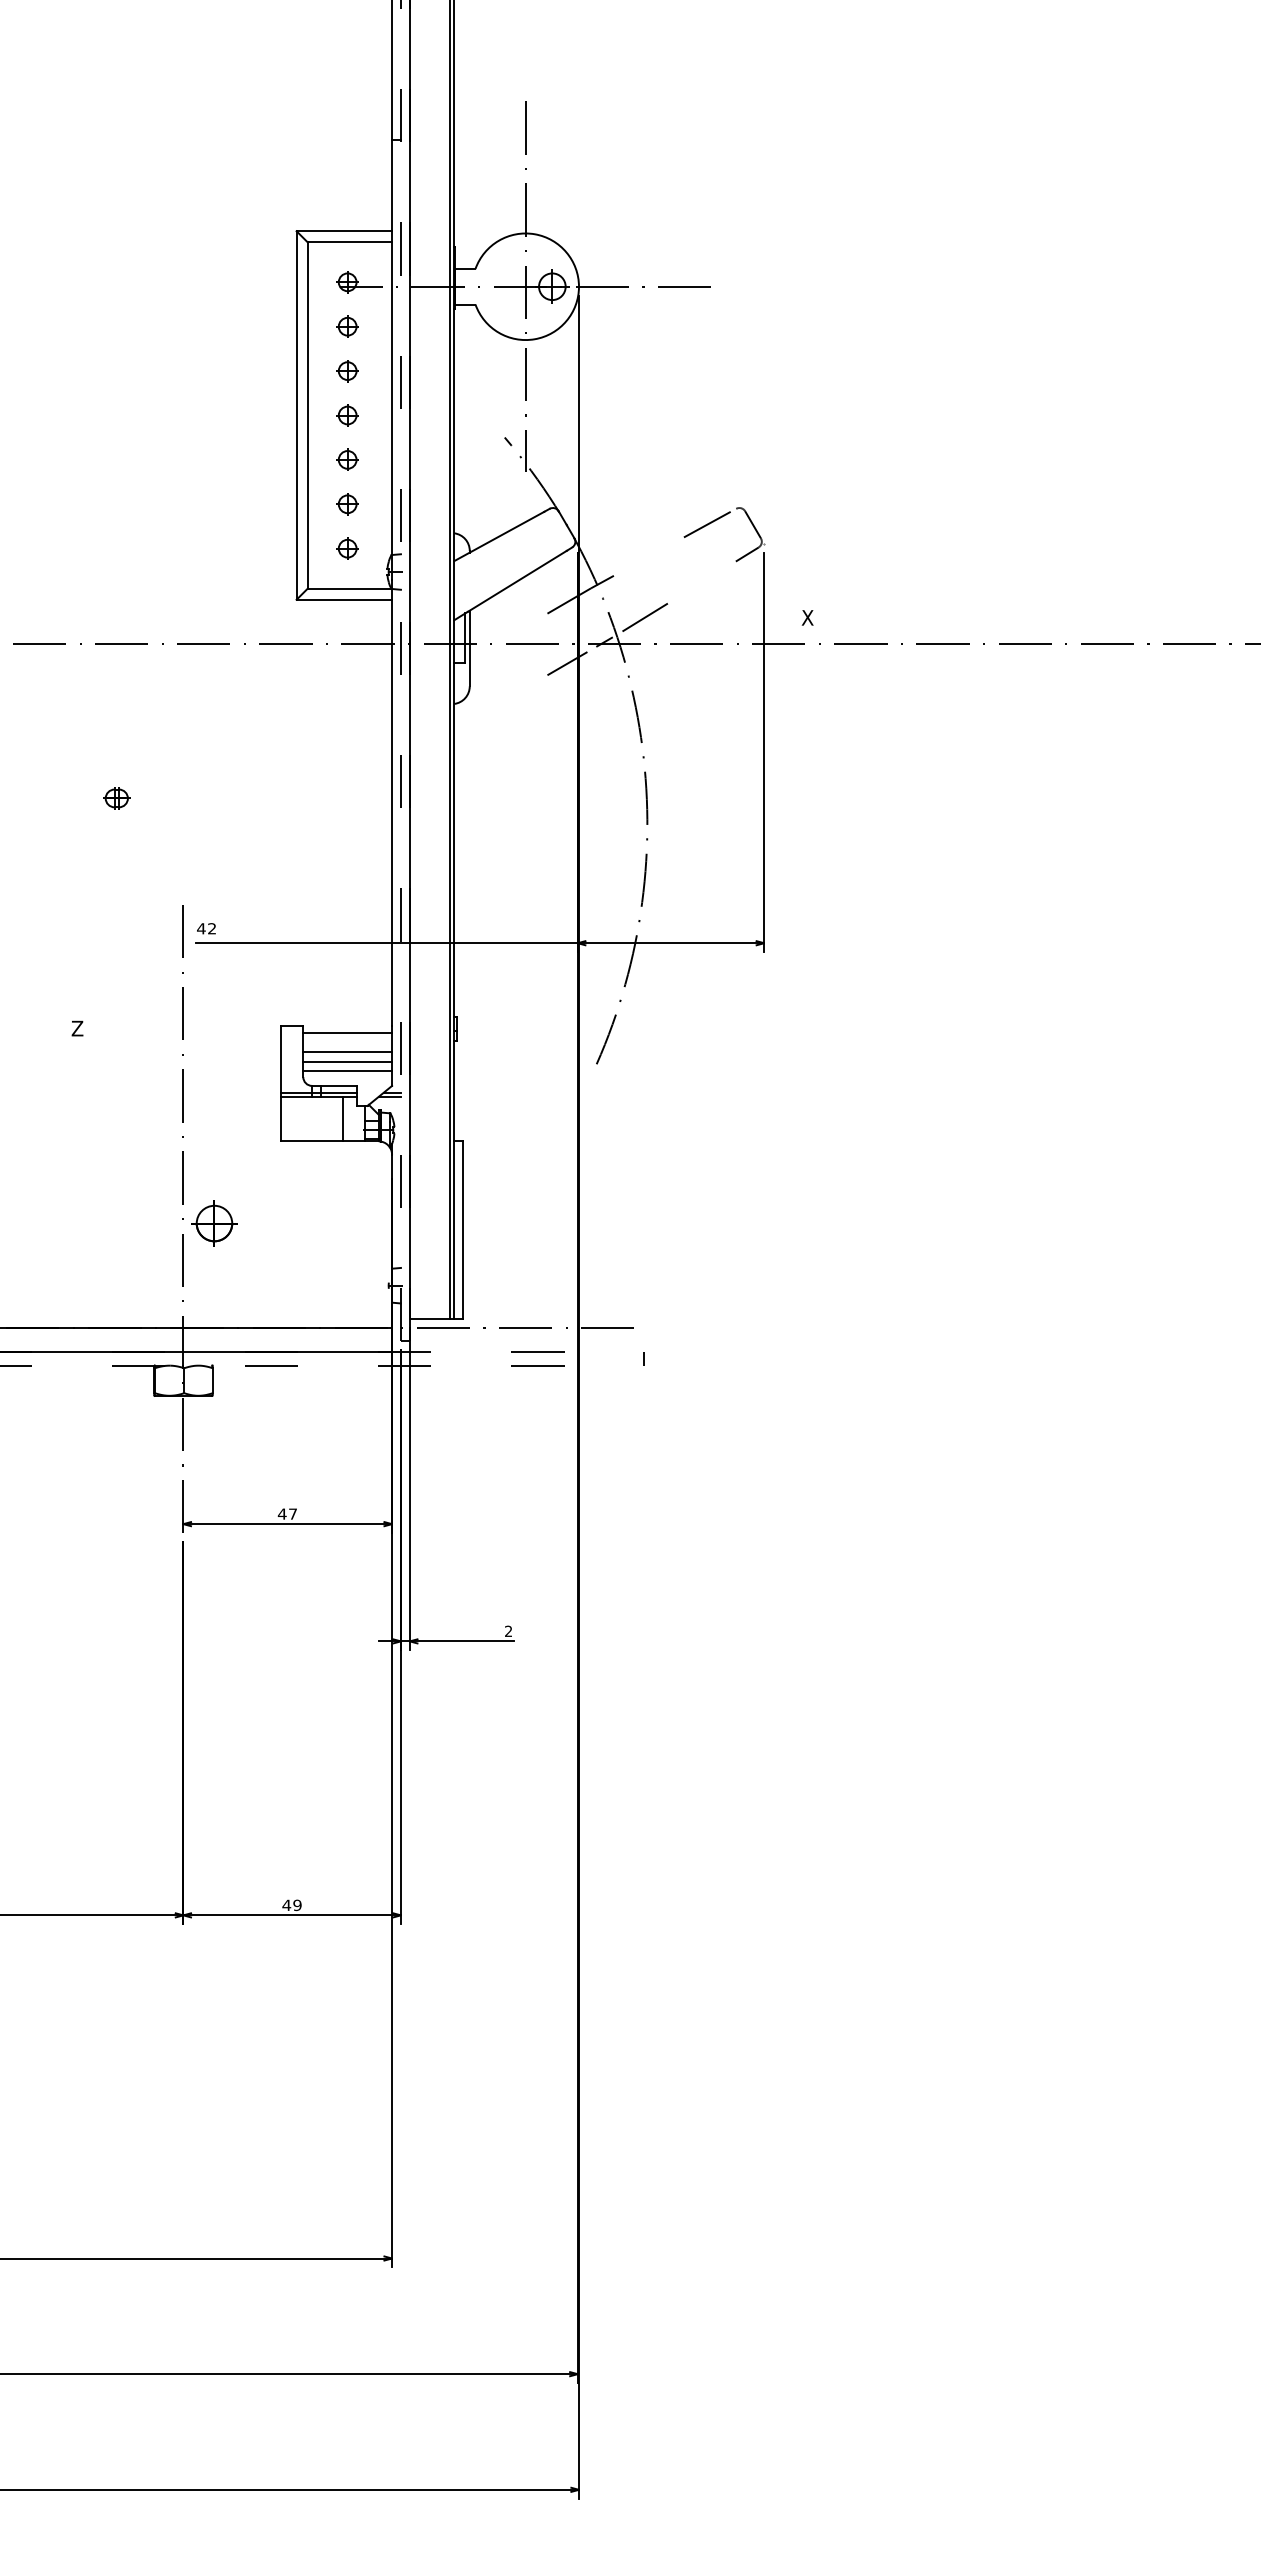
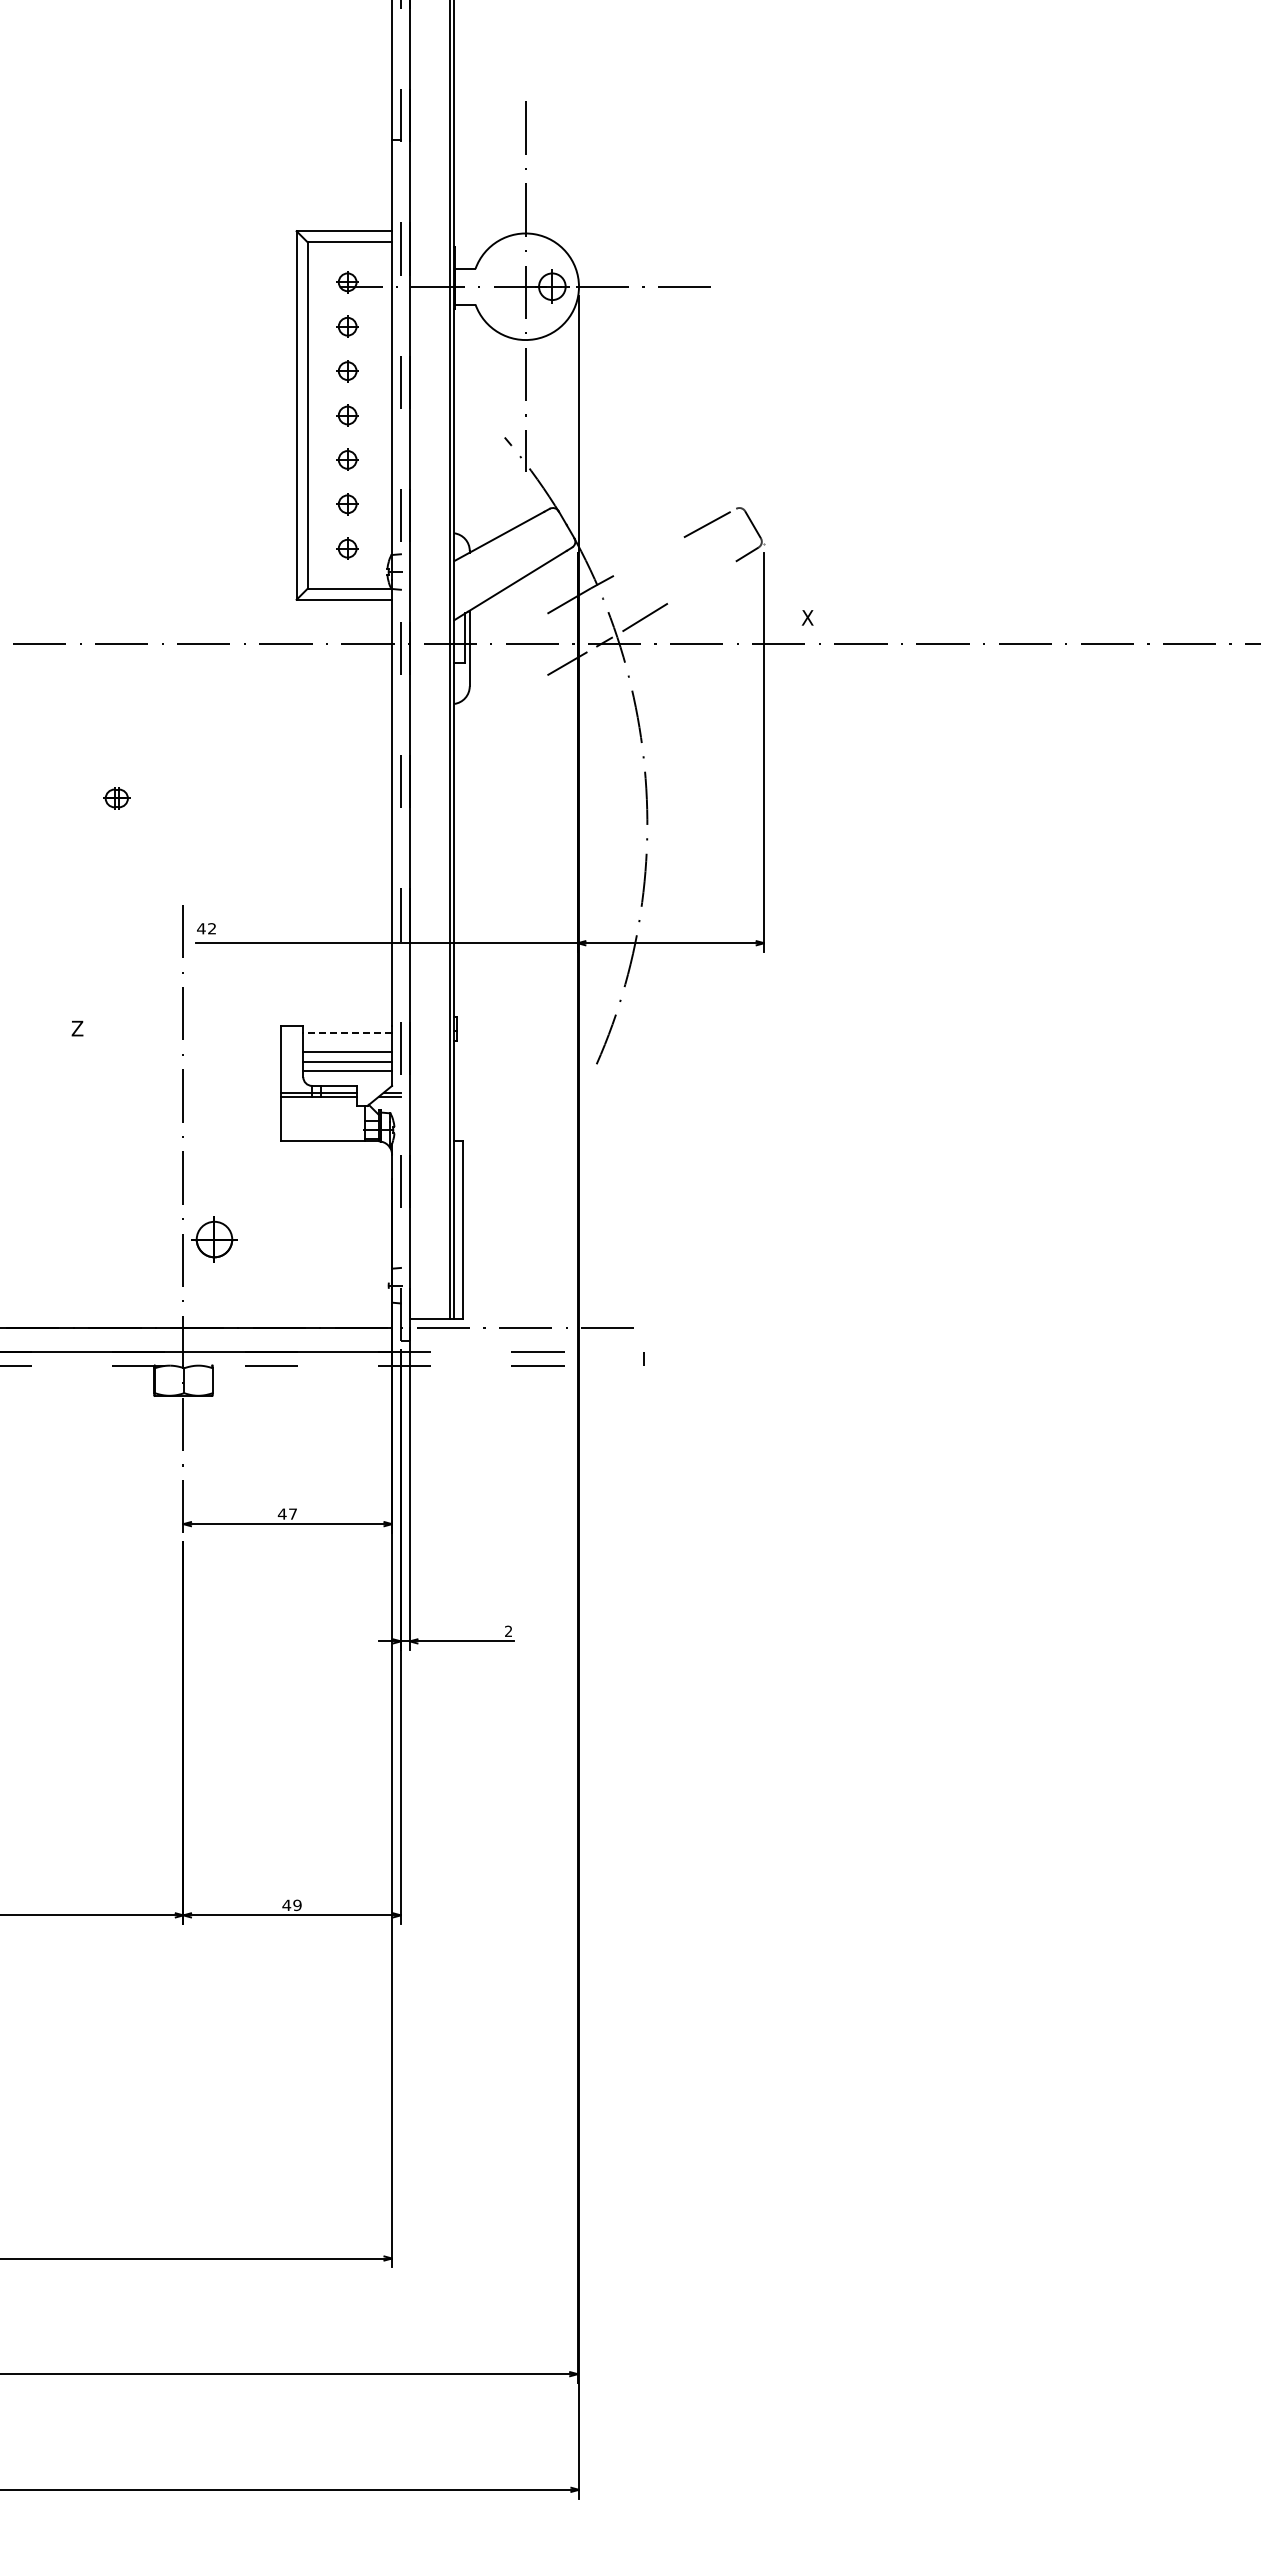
line: solid -> dashed (347, 1032)
line: present -> none (343, 1119)
part position: (214, 1223) -> (214, 1239) (214, 1239)
